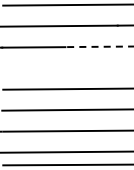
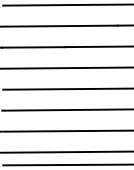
line: dashed -> solid (98, 46)
line: none -> present (66, 67)
